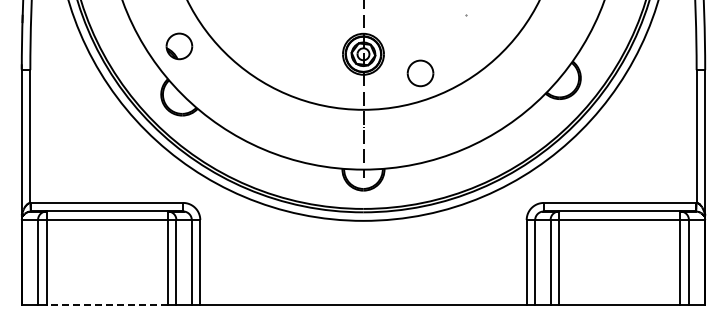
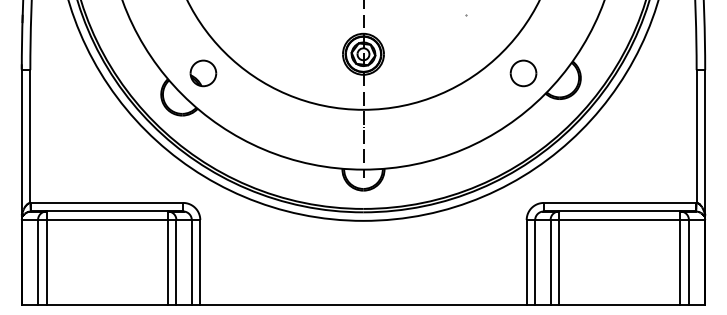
part position: (179, 46) -> (203, 73) (203, 73)
part position: (420, 73) -> (523, 73) (523, 73)
line: dashed -> solid (107, 305)
